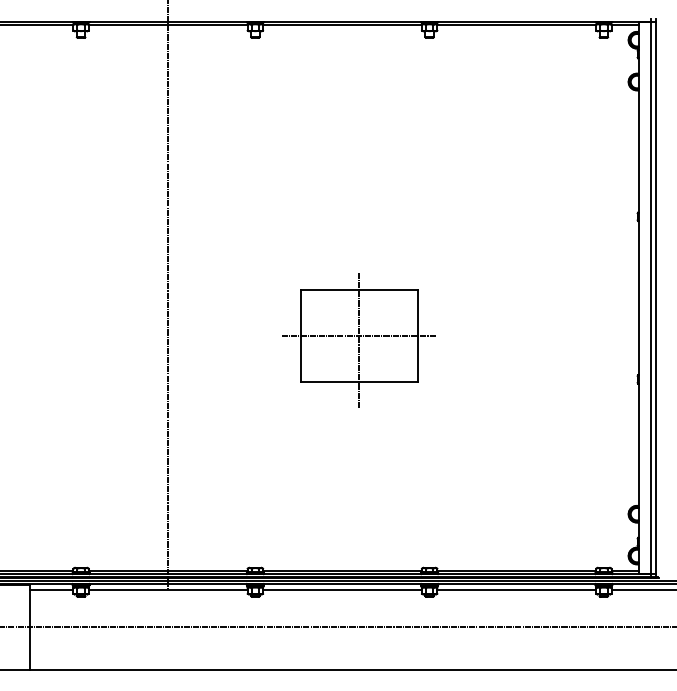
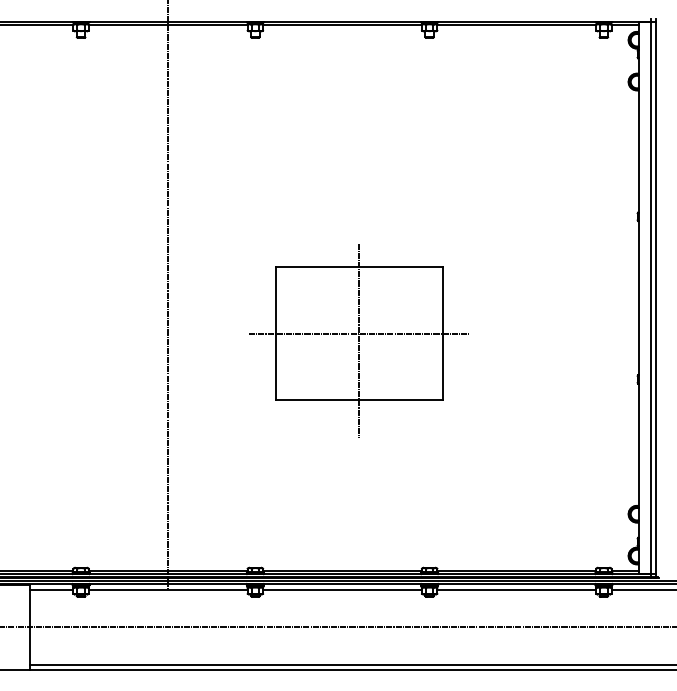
part size: 154x135 px -> 220x194 px (358, 340)
line: none -> present (351, 664)
